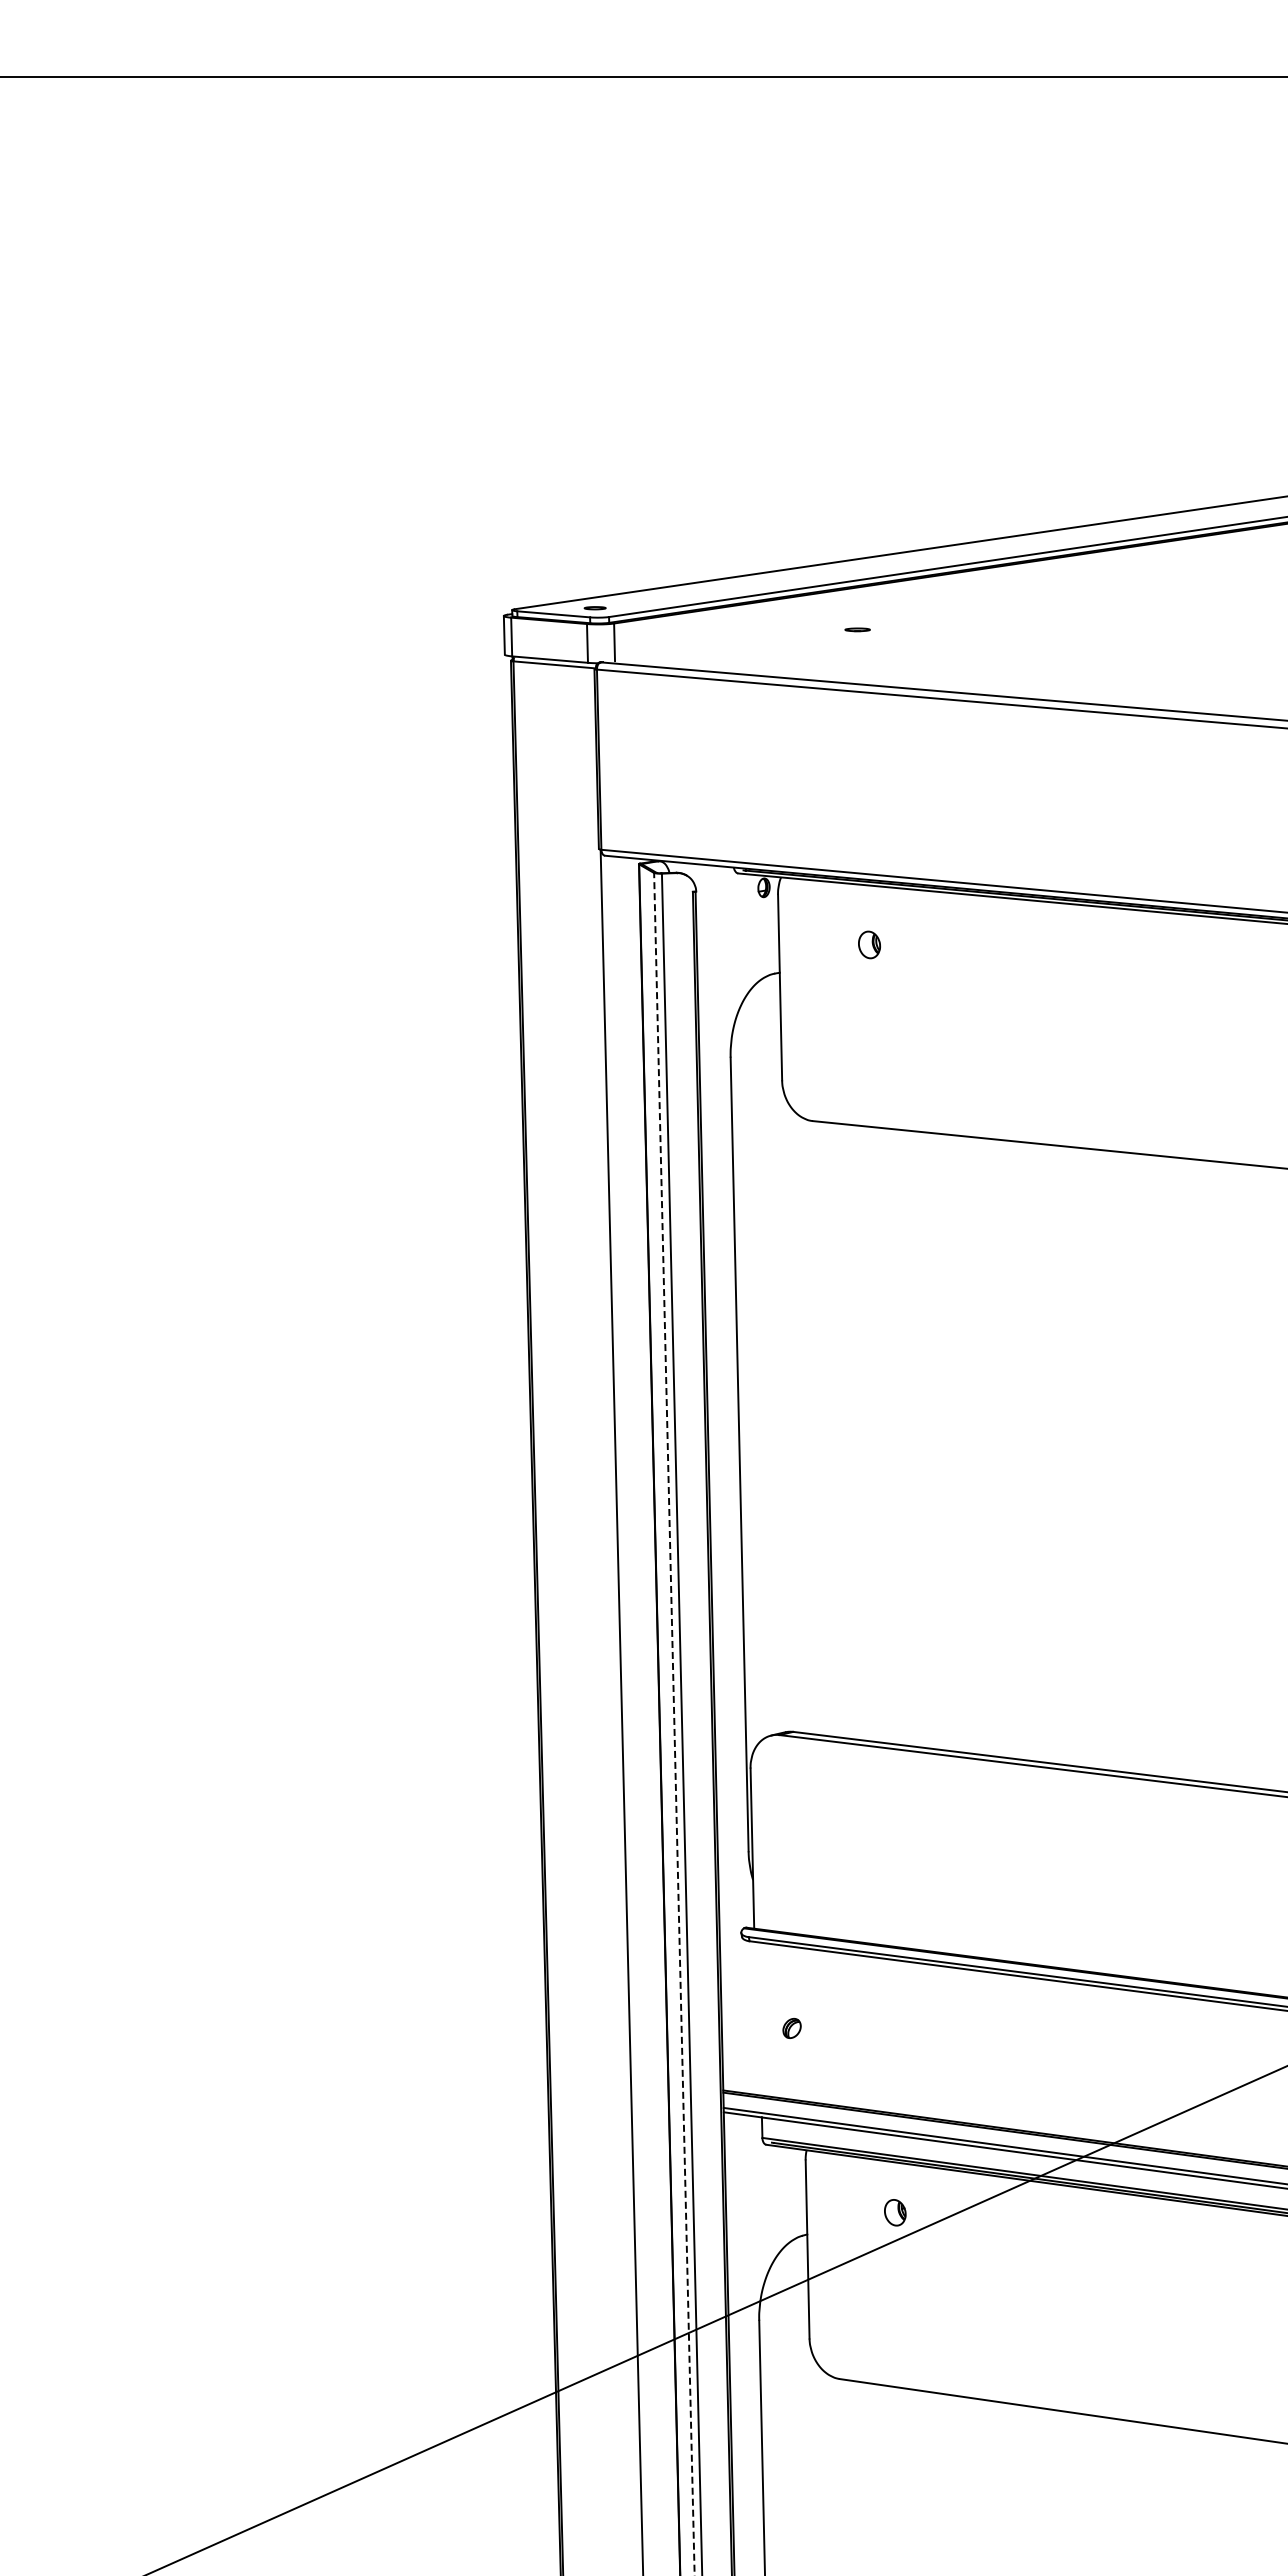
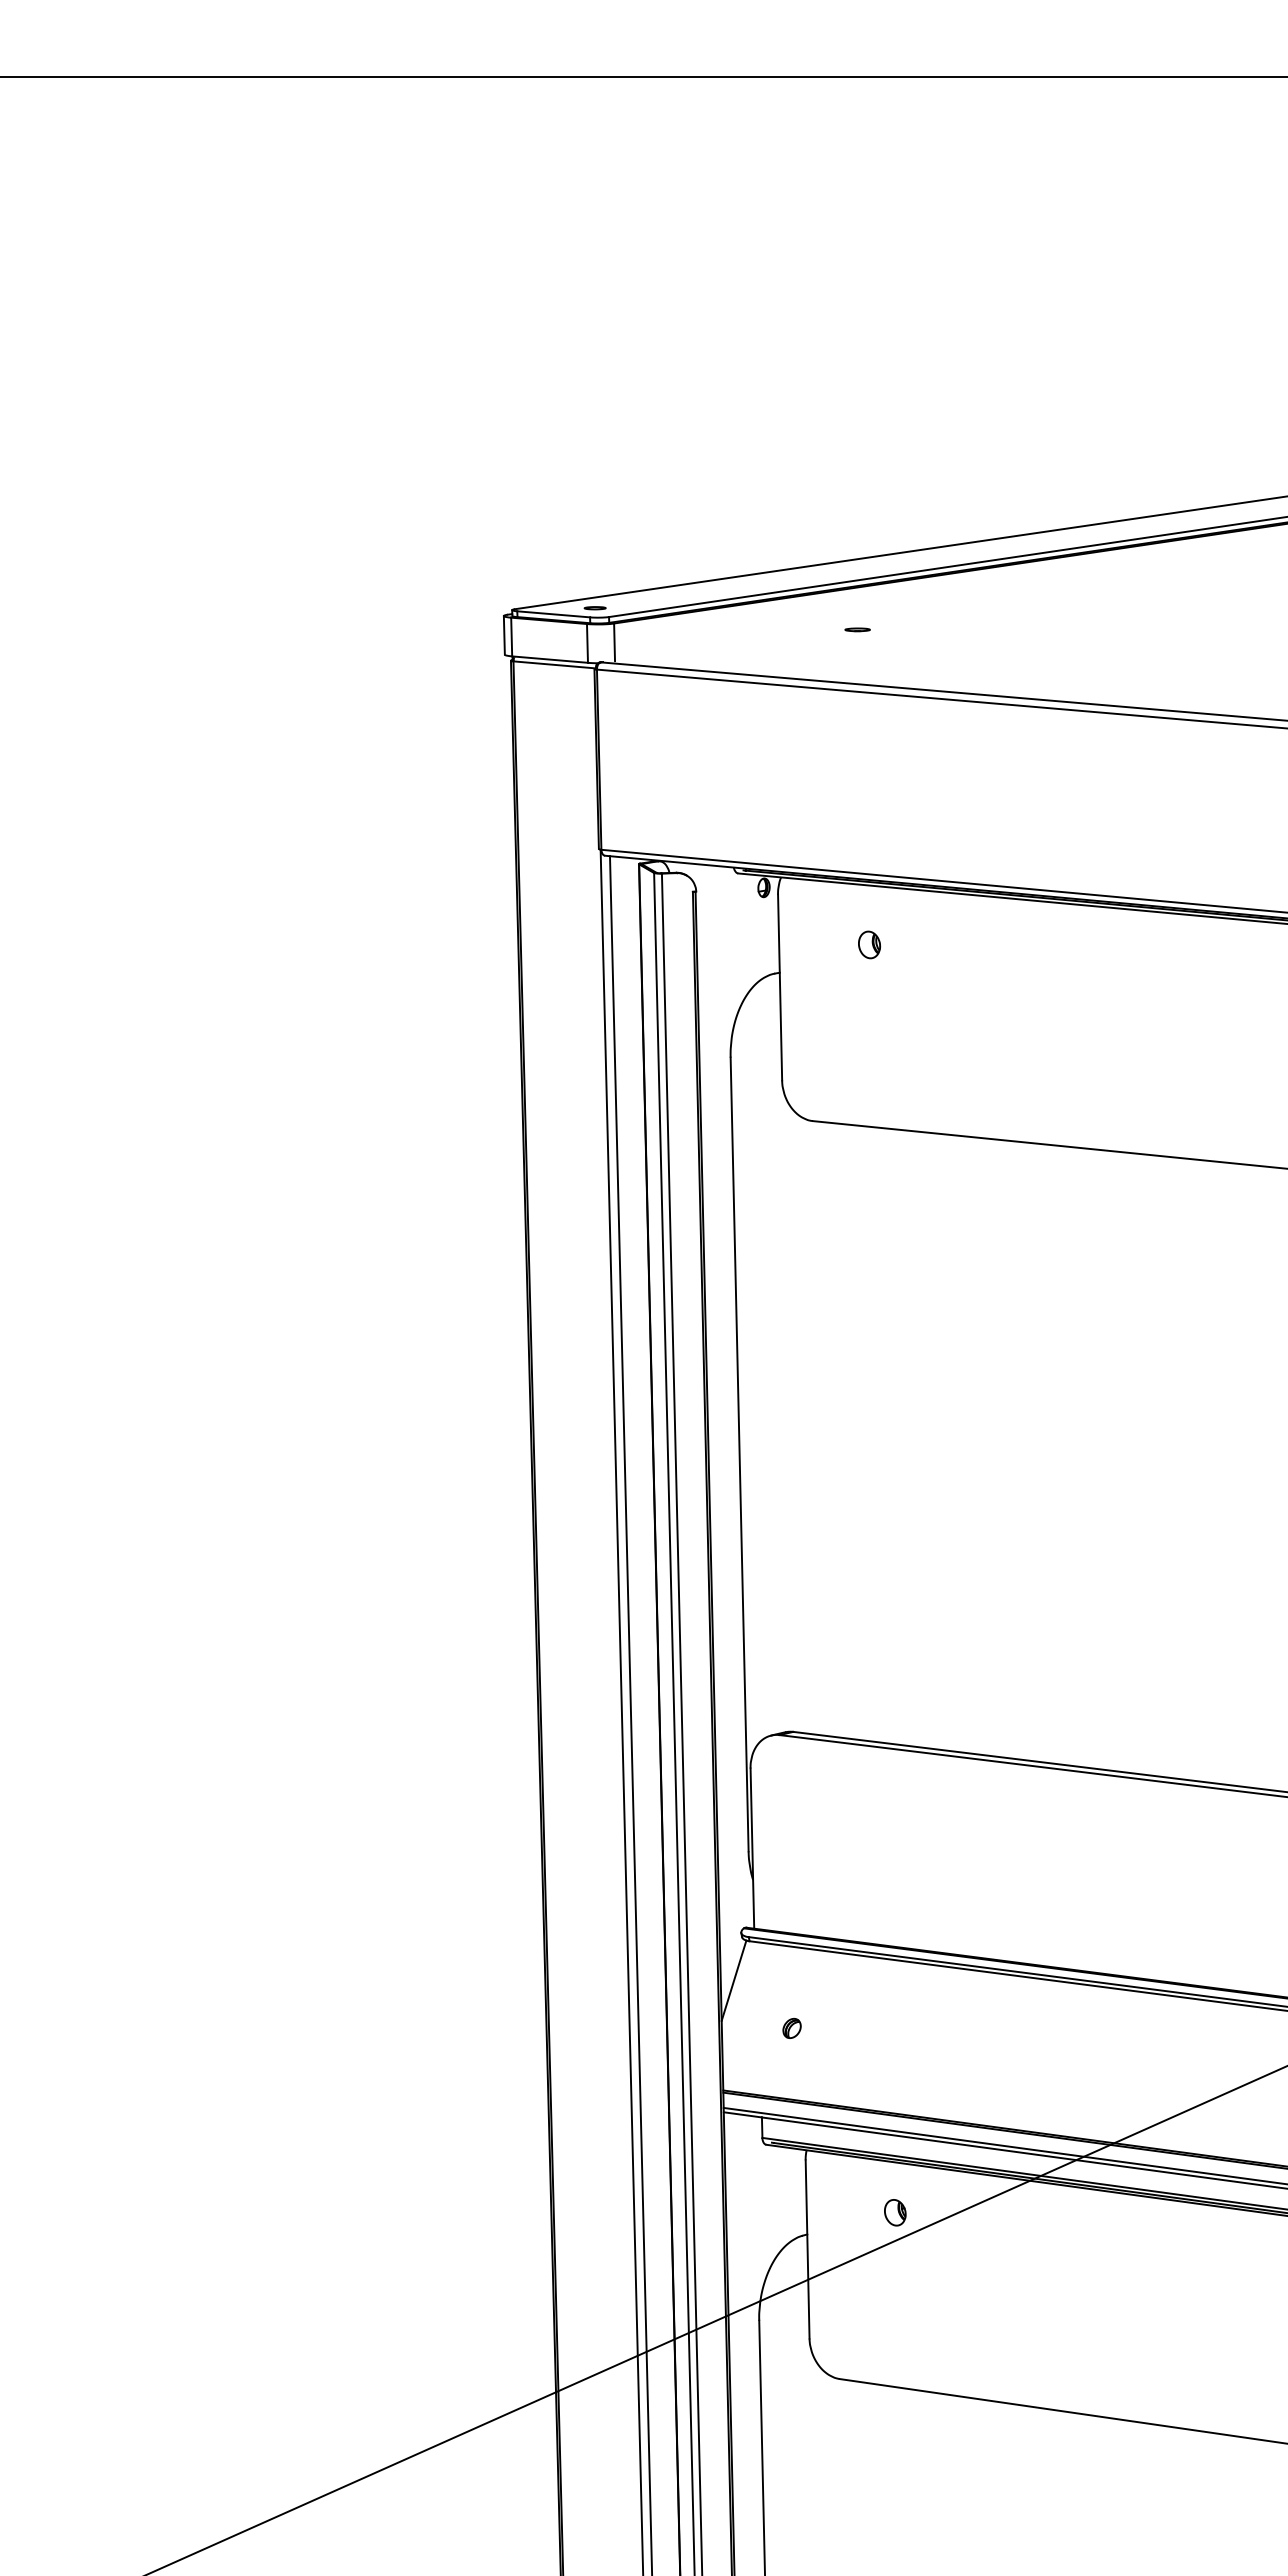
line: none -> present (630, 1714)
line: dashed -> solid (674, 1723)
line: none -> present (733, 1980)
